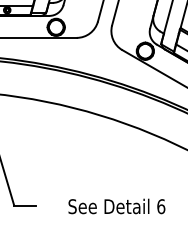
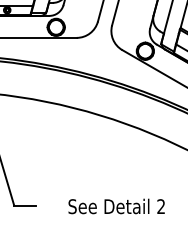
text: 6 -> 2 (161, 206)
